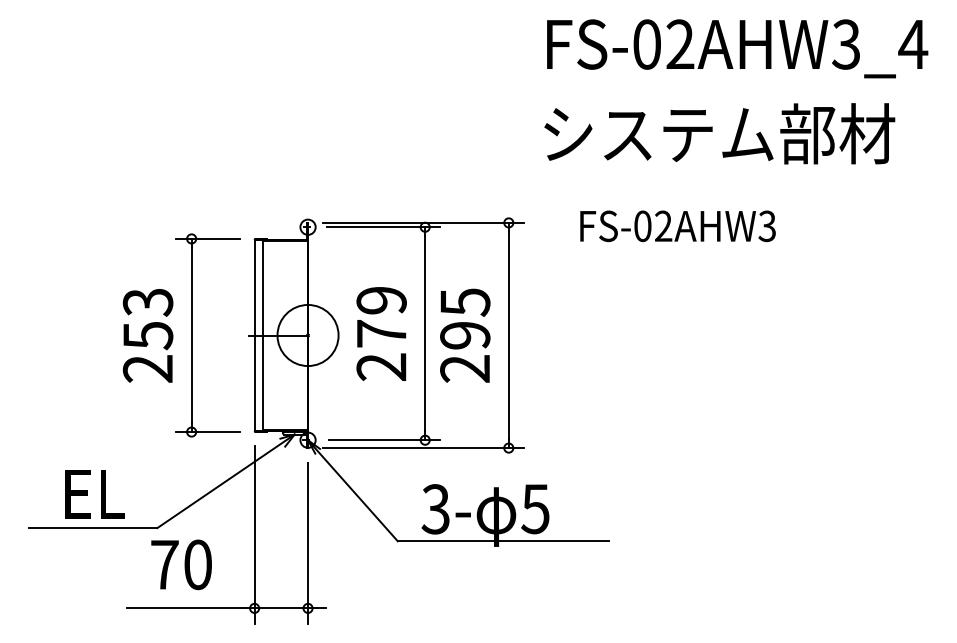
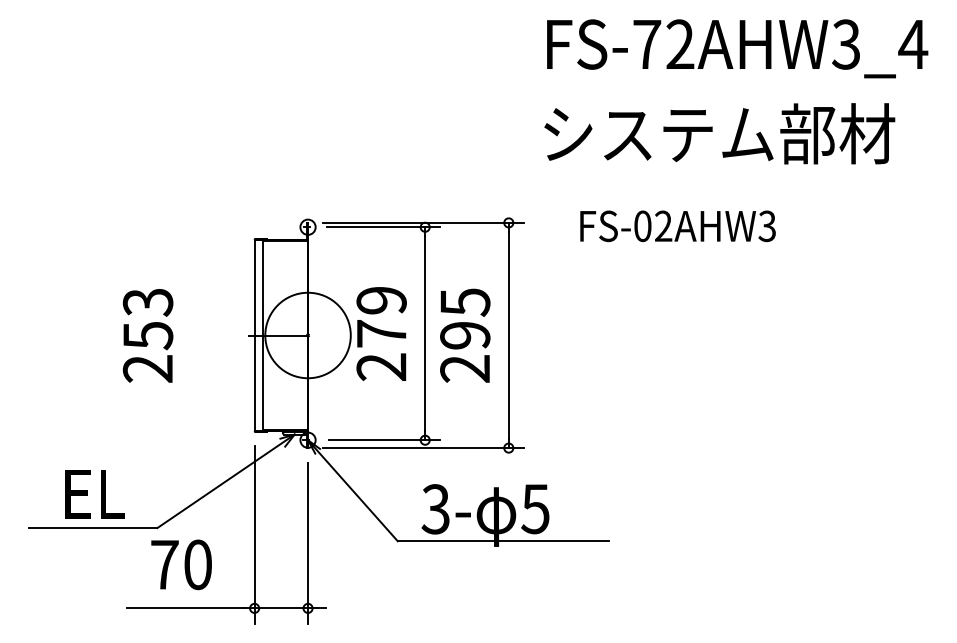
text: FS-02AHW3_4 -> FS-72AHW3_4 (647, 44)
part: present -> none (192, 335)
circle diameter: 61 px -> 85 px (307, 335)
